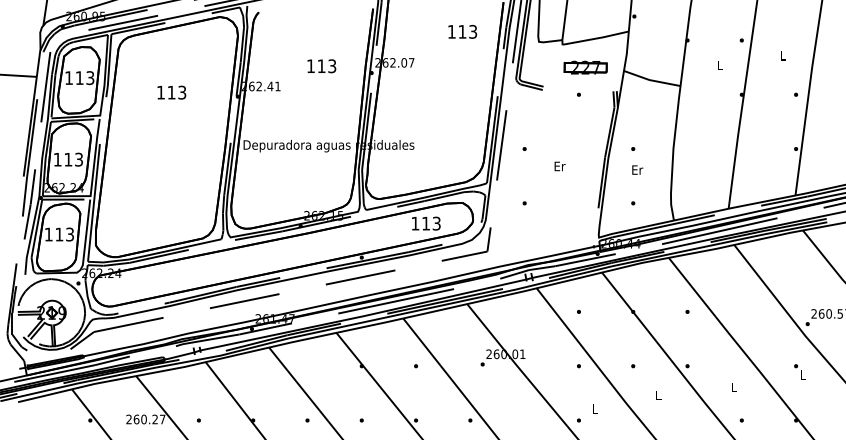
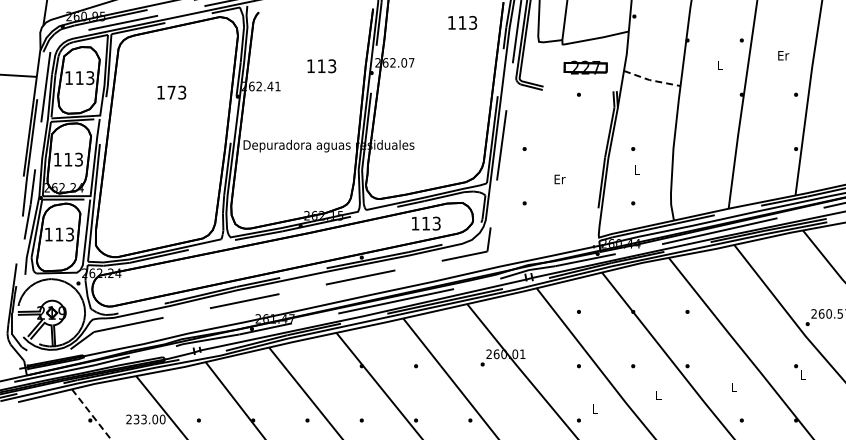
text position: (462, 31) -> (462, 22) (462, 22)
text: L -> Er (783, 55)
line: solid -> dashed (651, 80)
text: 113 -> 173 (171, 92)
text position: (559, 166) -> (559, 179) (559, 179)
text: Er -> L (637, 169)
line: solid -> dashed (91, 414)
text: 260.27 -> 233.00 (149, 419)
